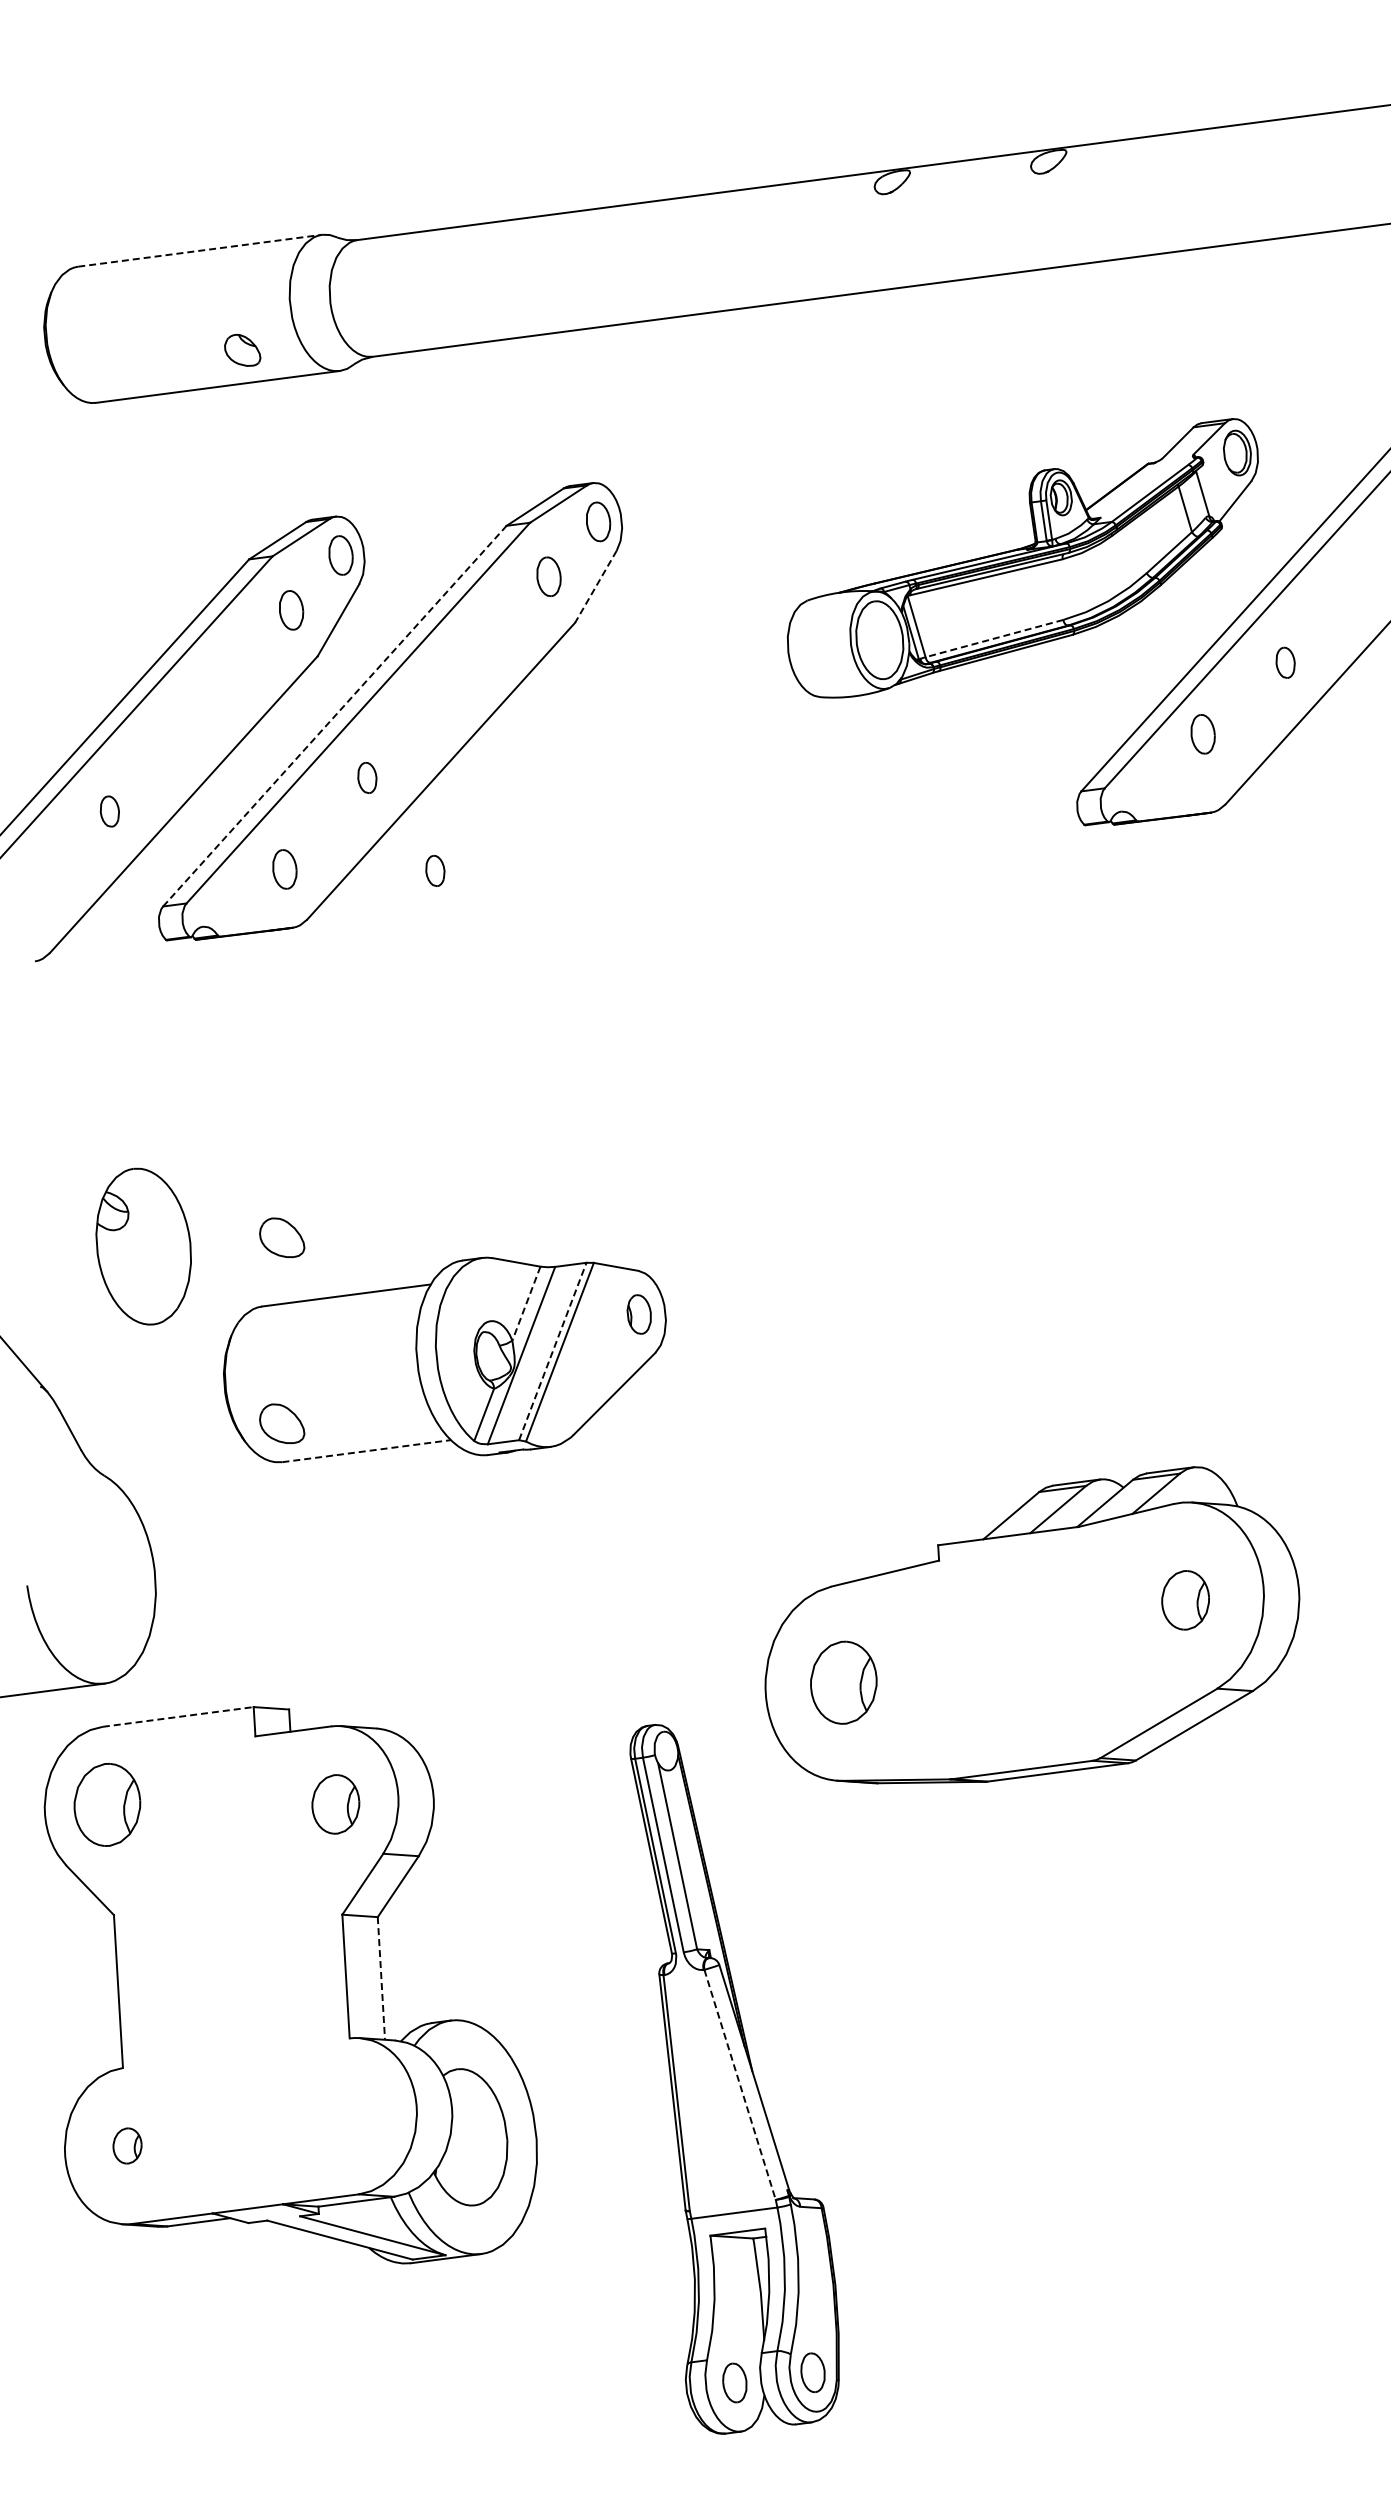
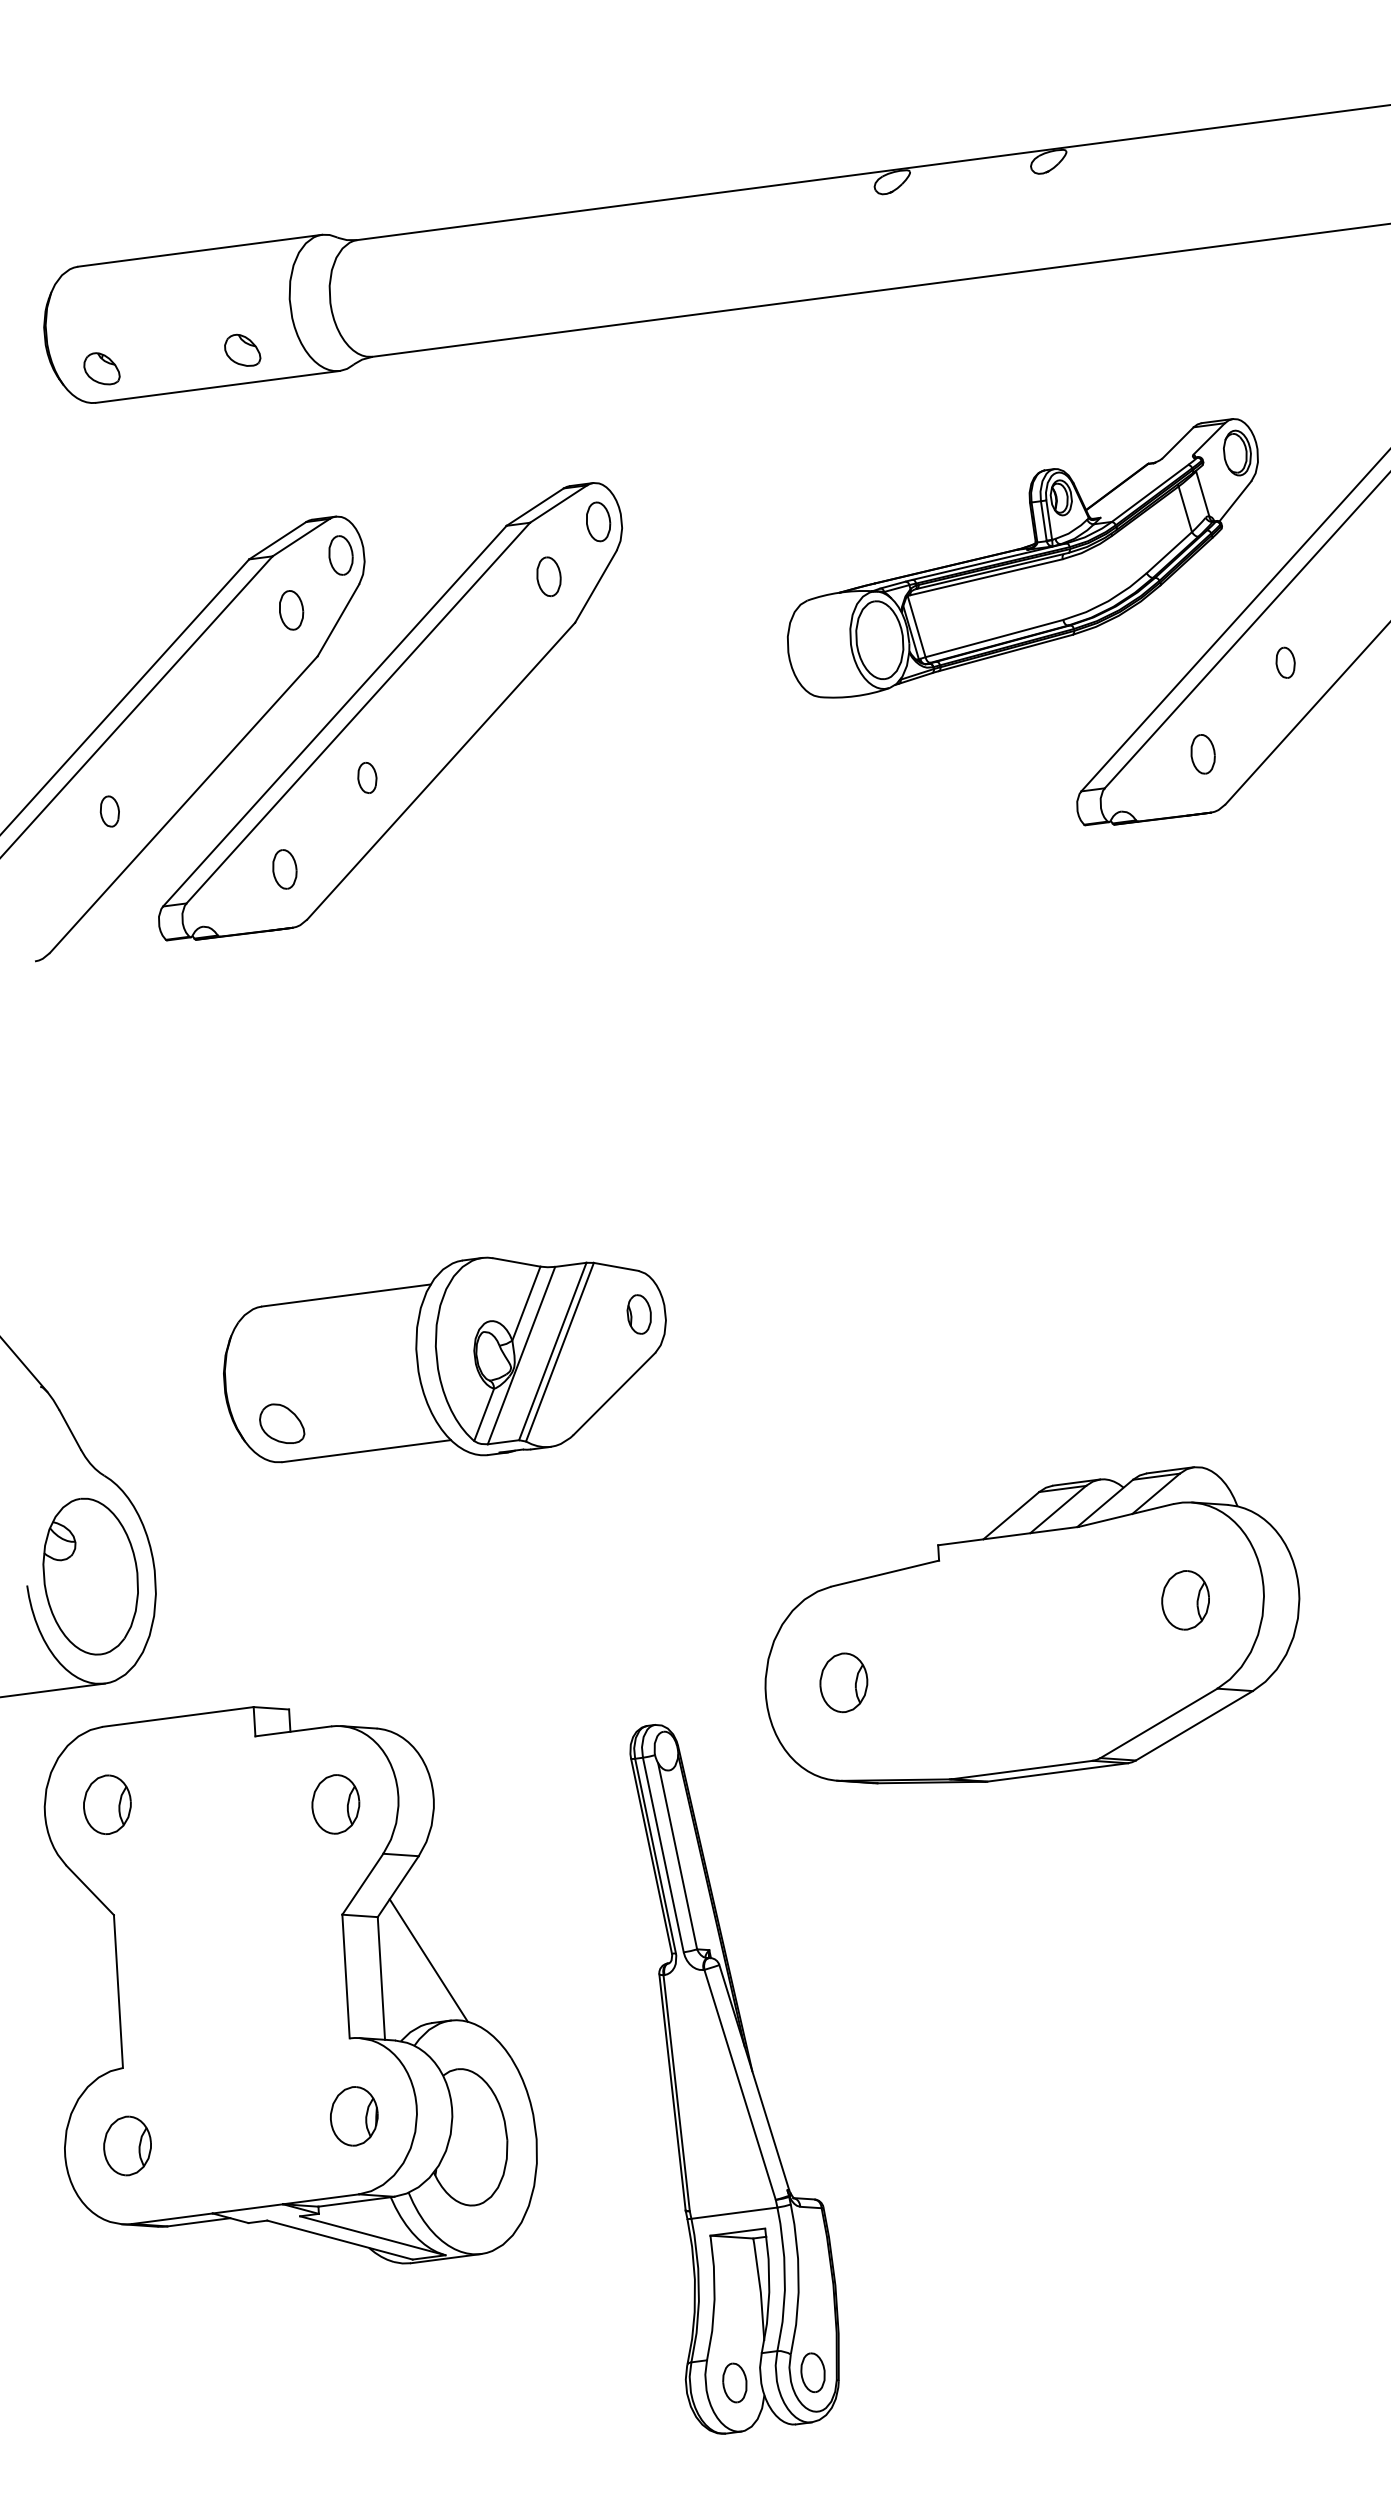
line: dashed -> solid (200, 250)
part: none -> present (101, 368)
line: dashed -> solid (595, 586)
line: dashed -> solid (993, 638)
line: dashed -> solid (335, 715)
part position: (1202, 734) -> (1202, 754) (1202, 754)
part: present -> none (435, 870)
part: present -> none (282, 1237)
part position: (143, 1246) -> (90, 1576) (90, 1576)
line: dashed -> solid (526, 1303)
line: dashed -> solid (552, 1351)
line: dashed -> solid (366, 1451)
part size: 68x85 px -> 50x62 px (843, 1682)
line: dashed -> solid (178, 1716)
part size: 69x84 px -> 49x61 px (107, 1804)
line: none -> present (428, 1960)
line: dashed -> solid (381, 1978)
line: dashed -> solid (740, 2085)
part: none -> present (354, 2116)
part size: 31x38 px -> 49x62 px (127, 2145)
